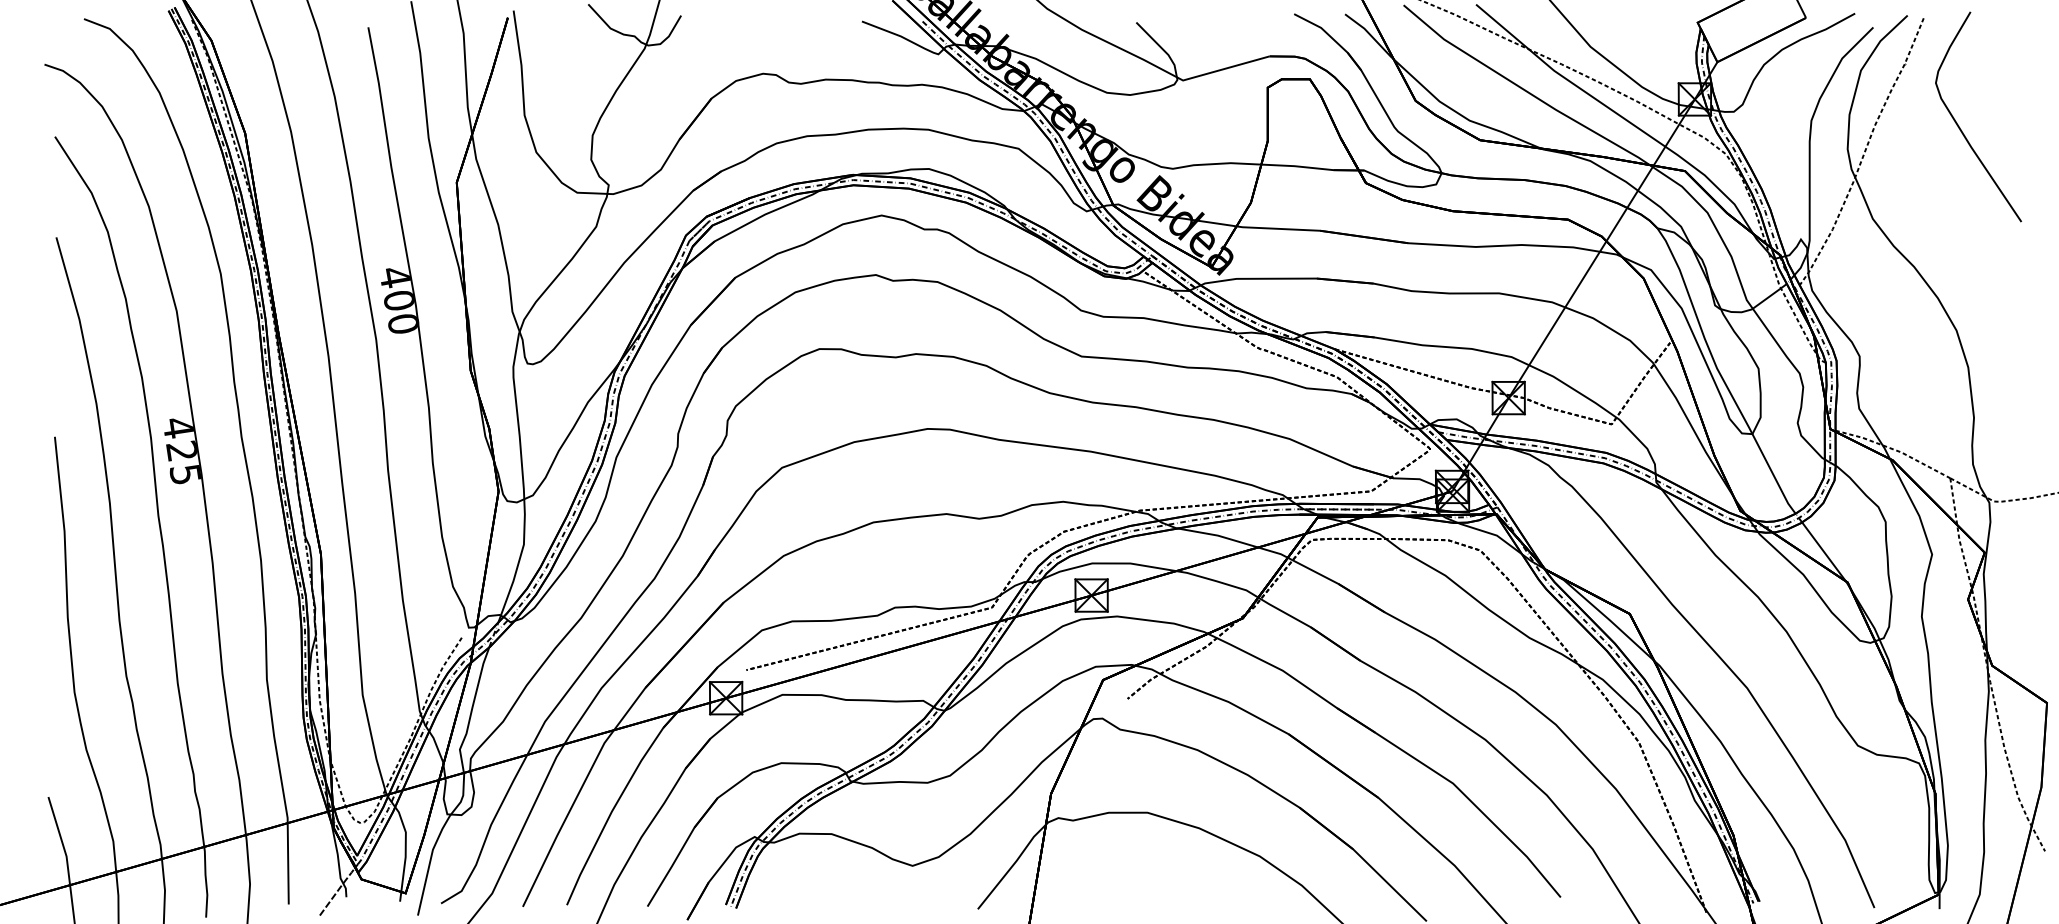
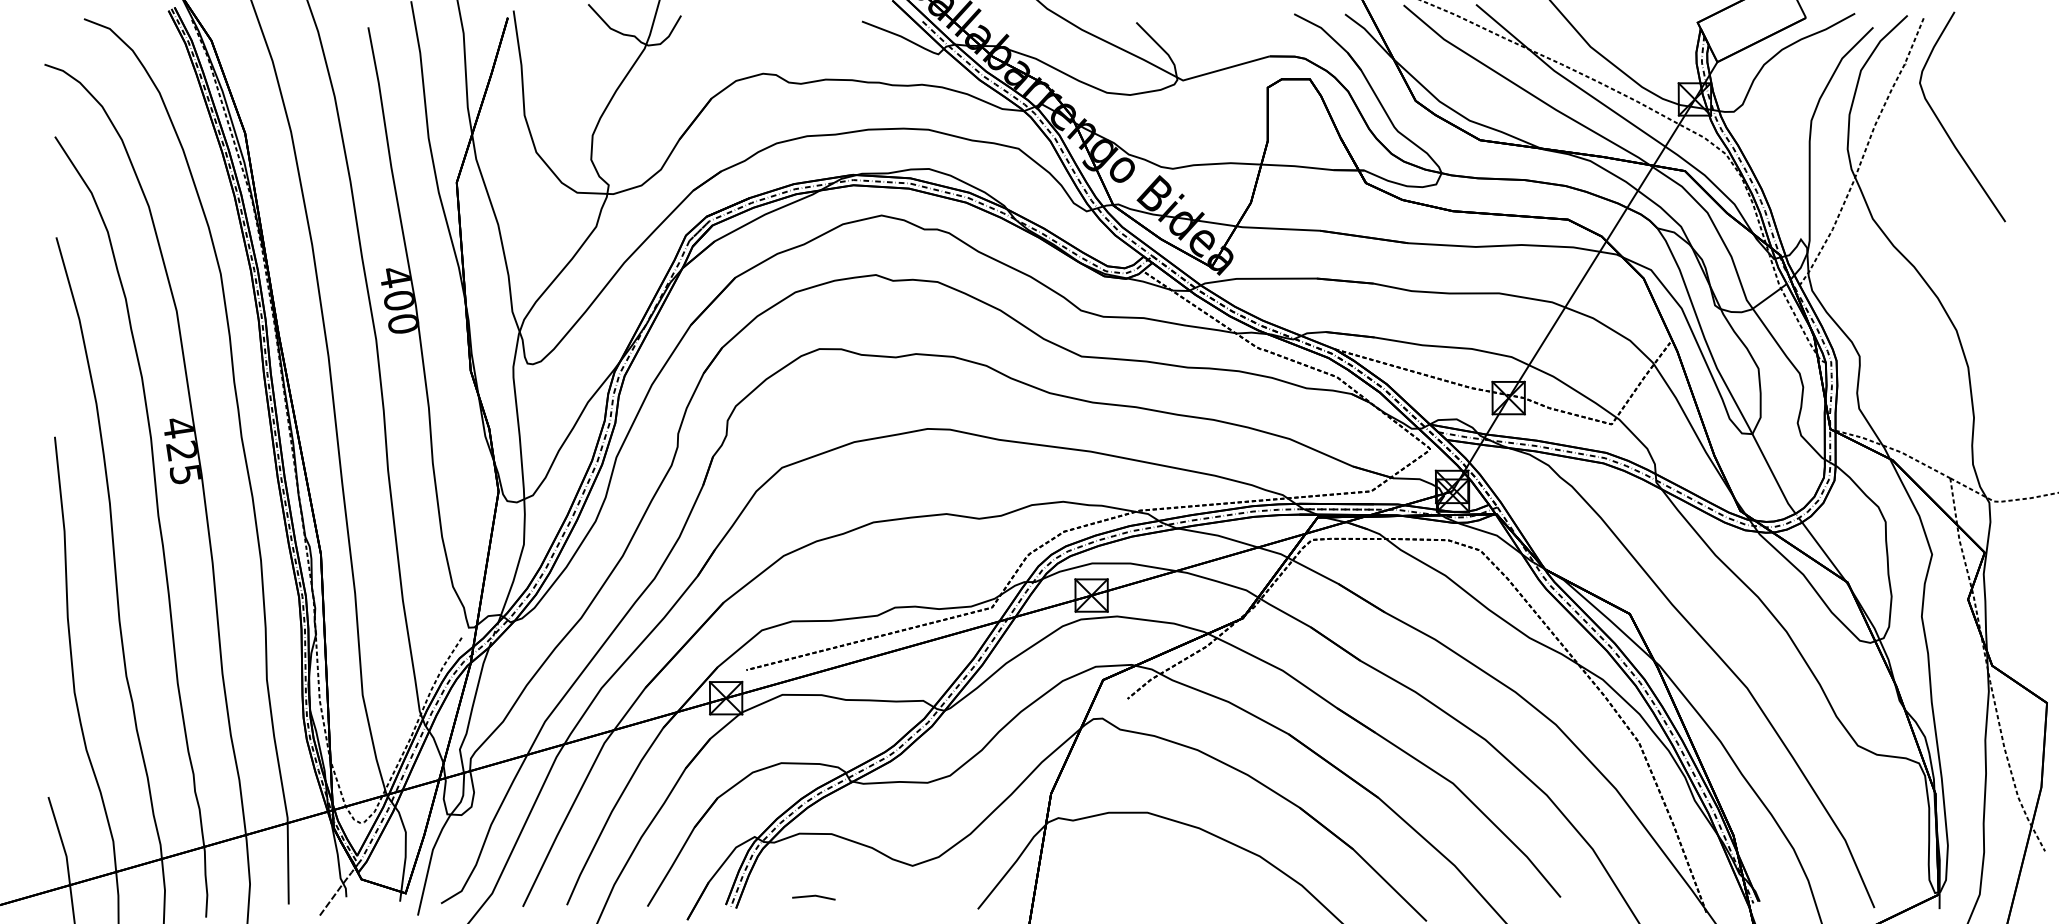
curve position: (1960, 127) -> (1944, 127) (1944, 127)
line: none -> present (813, 896)
